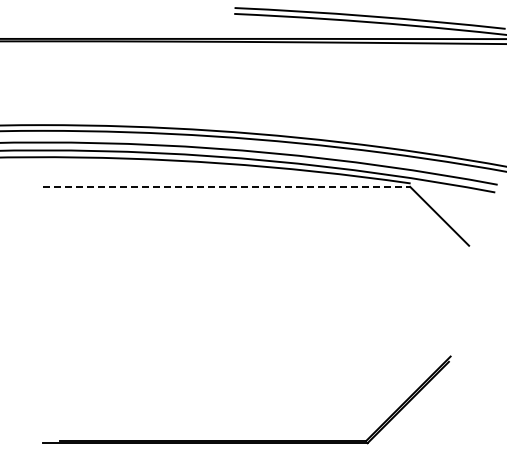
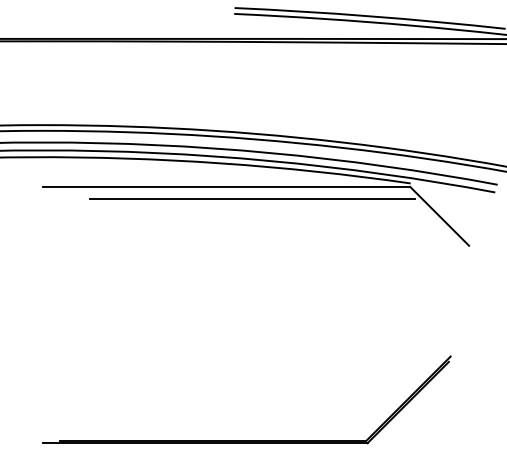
line: dashed -> solid (226, 186)
line: none -> present (251, 198)
